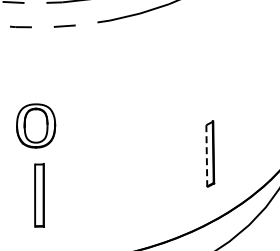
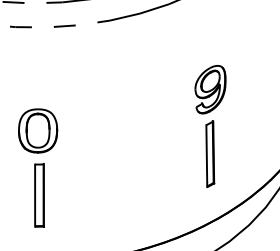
part: none -> present (210, 89)
part position: (36, 125) -> (38, 130) (38, 130)
line: dashed -> solid (206, 156)
